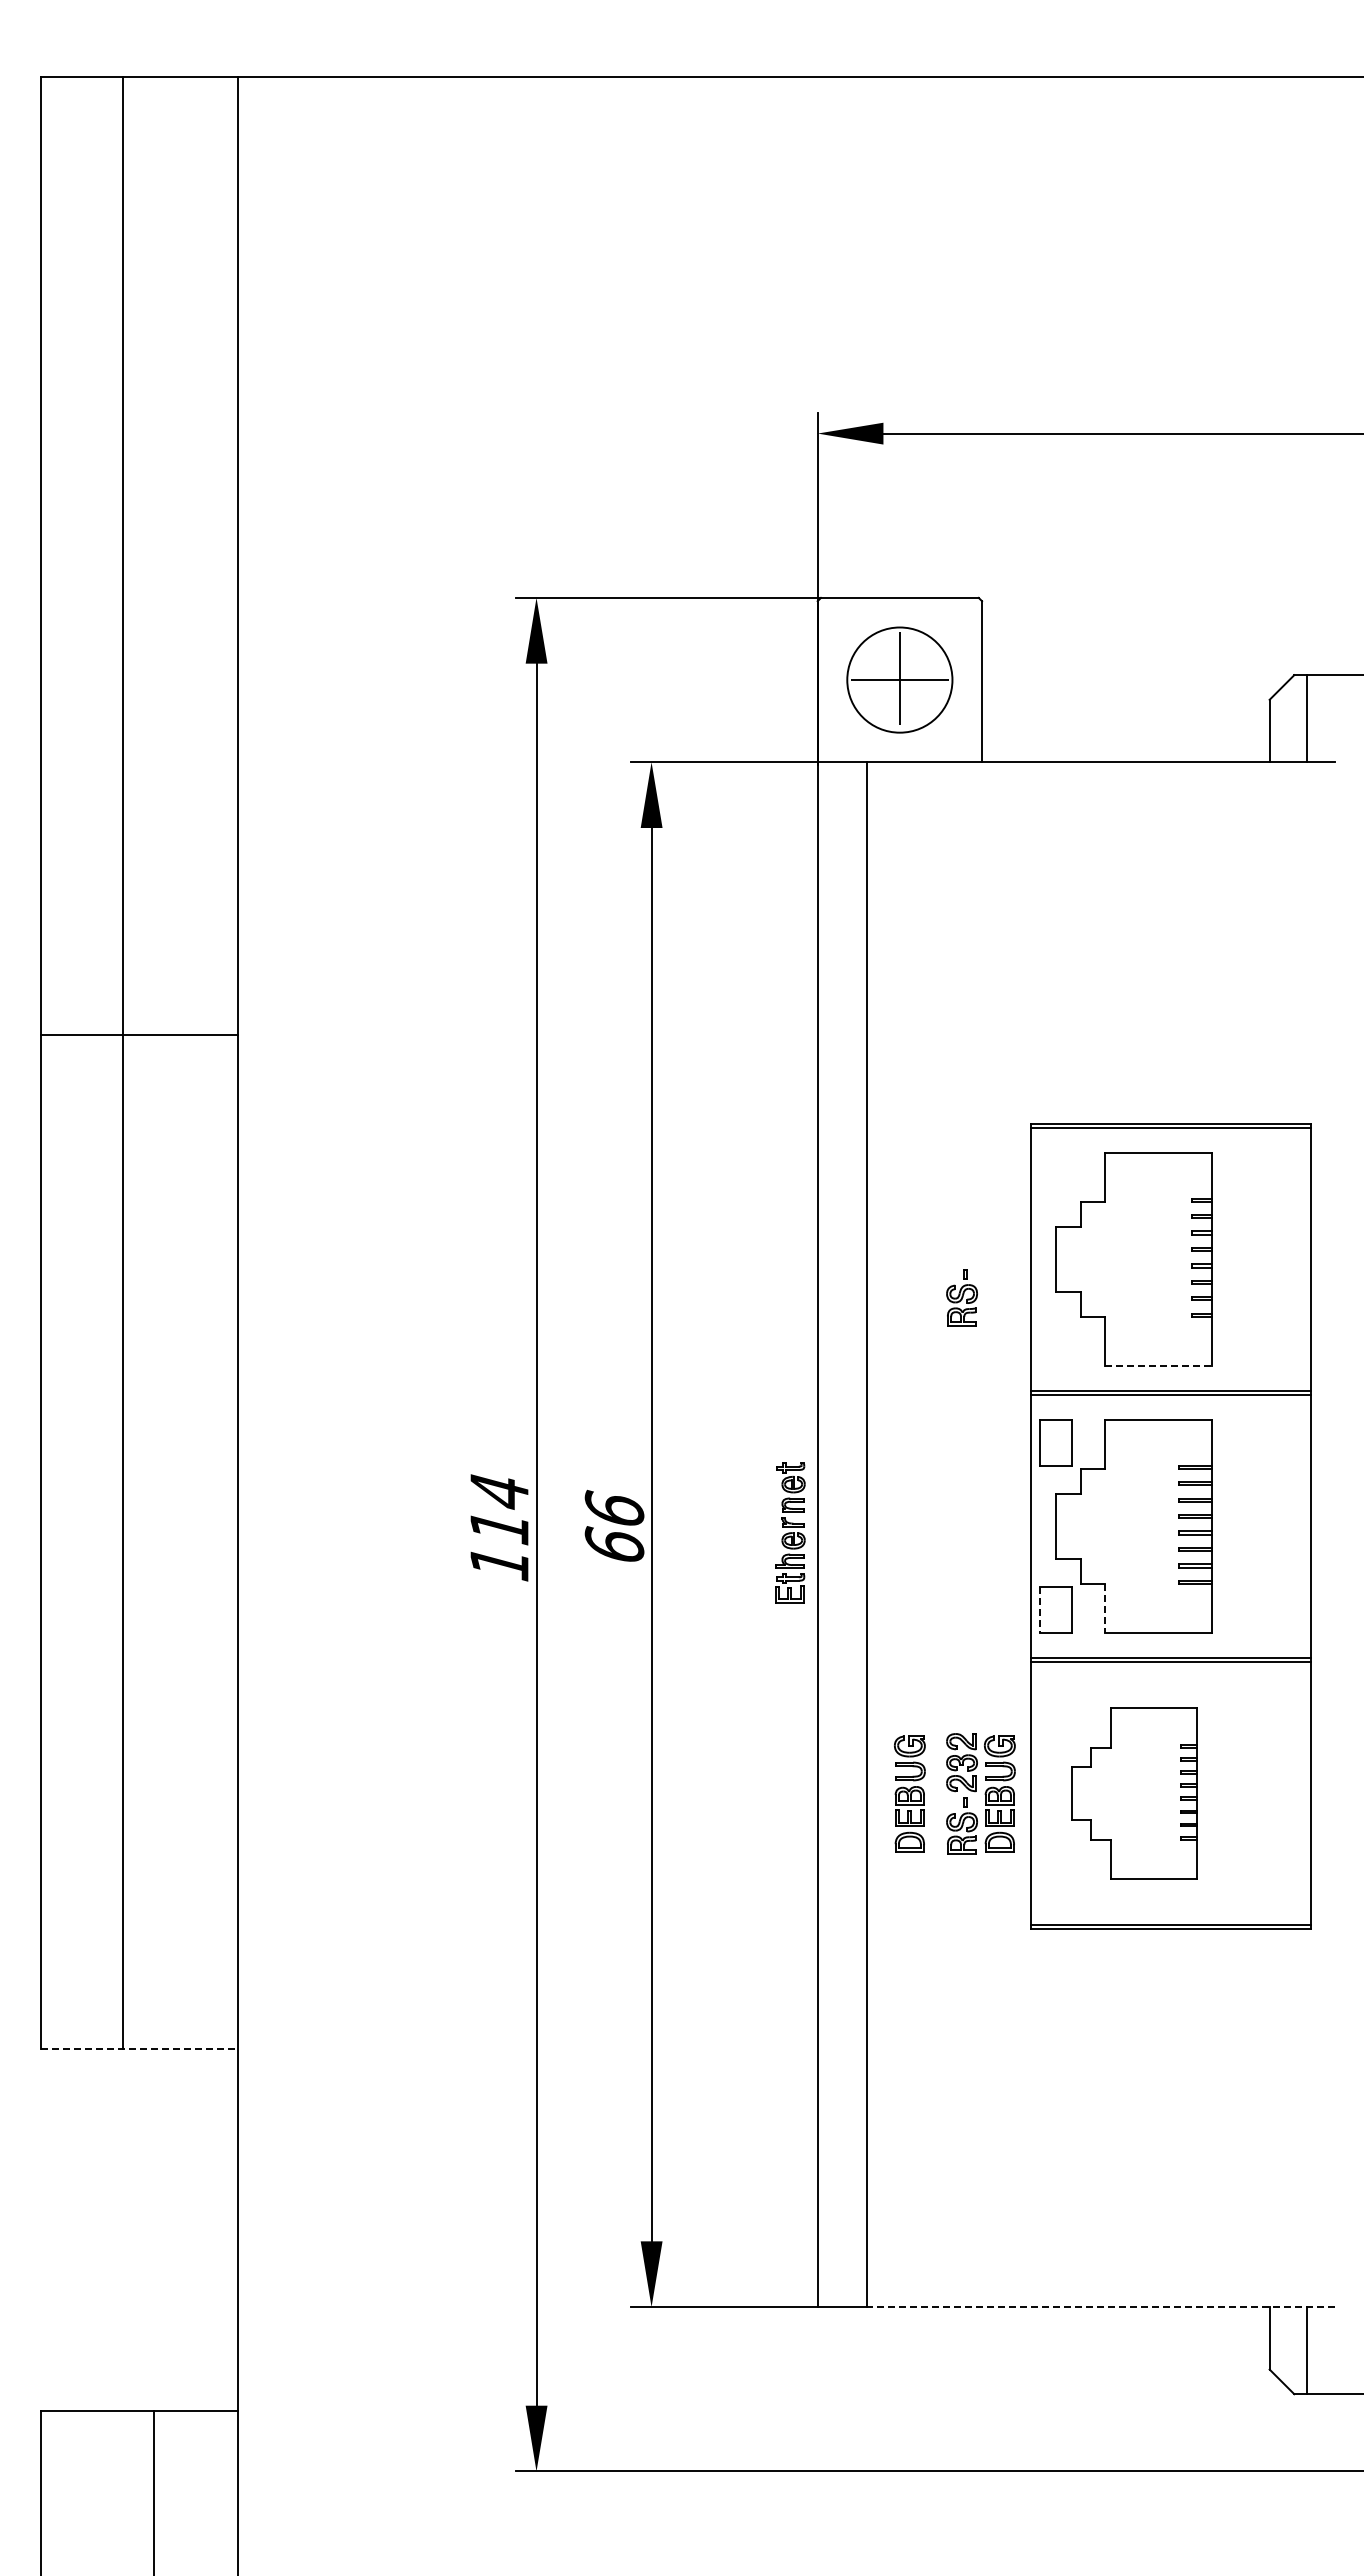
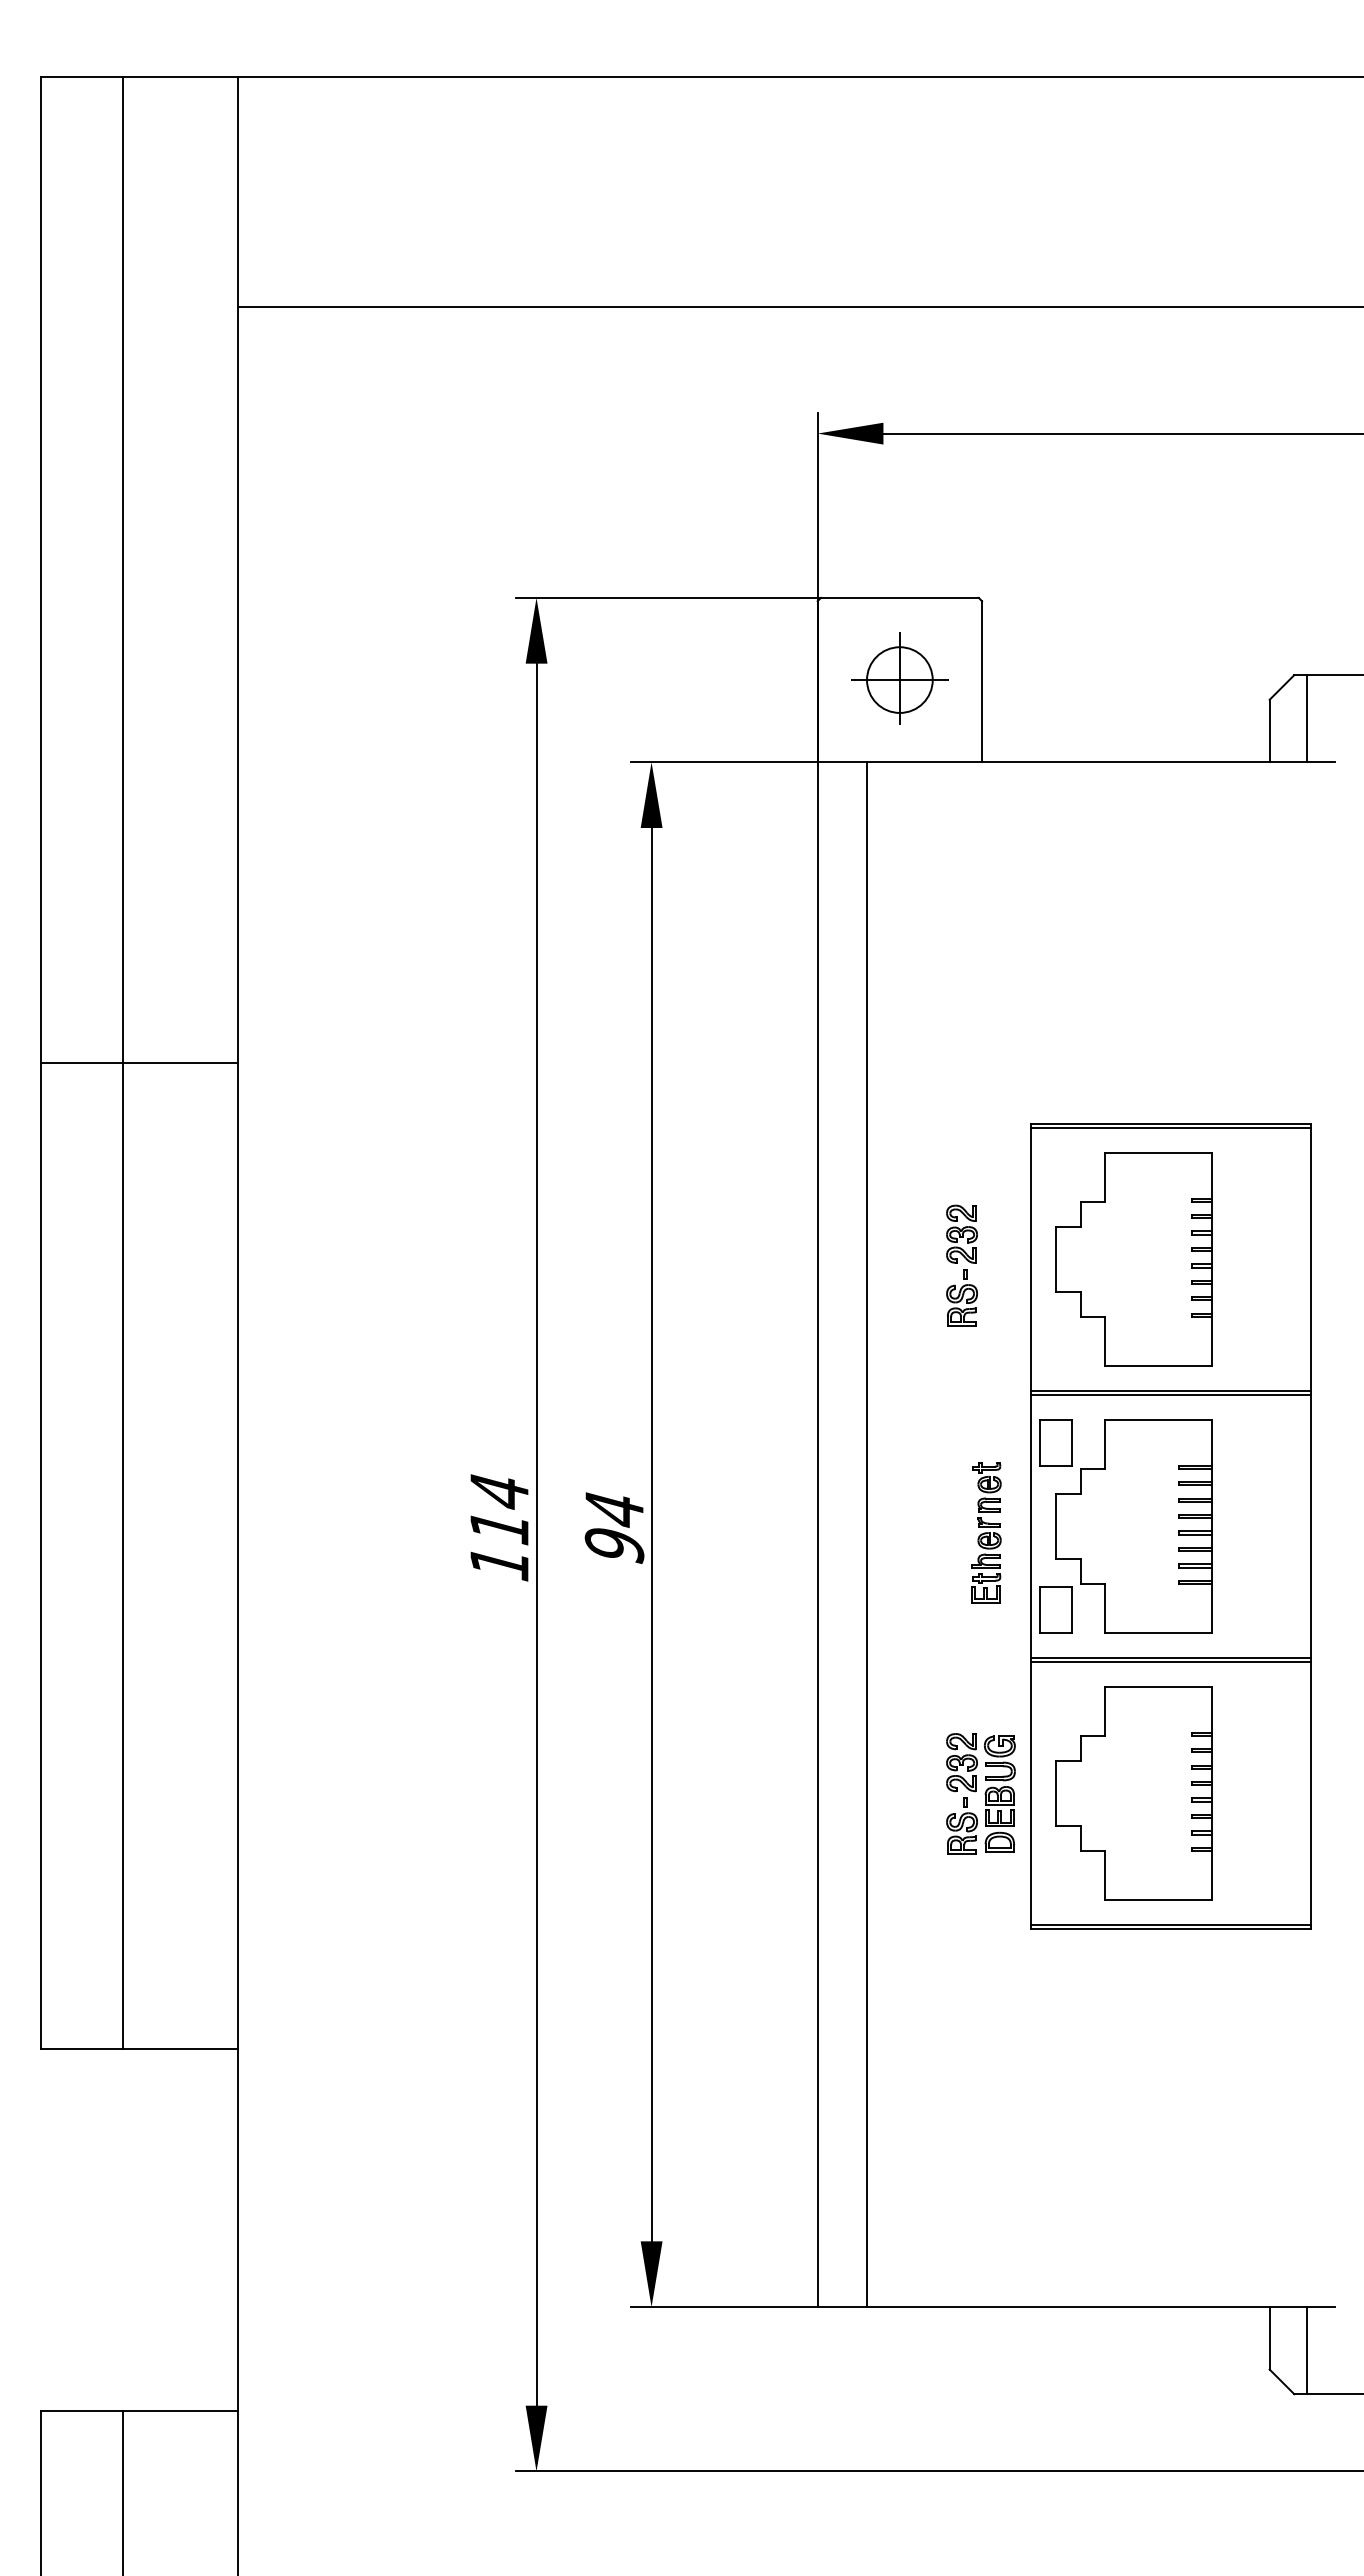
line: none -> present (799, 307)
circle diameter: 105 px -> 66 px (899, 679)
line position: (139, 1035) -> (139, 1063) (139, 1063)
part: none -> present (961, 1233)
line: dashed -> solid (1159, 1366)
text: 66 -> 94 (614, 1526)
part position: (790, 1532) -> (986, 1532) (986, 1532)
line: dashed -> solid (1105, 1608)
line: dashed -> solid (1039, 1610)
part: present -> none (909, 1793)
part size: 127x173 px -> 158x215 px (1133, 1793)
line: dashed -> solid (139, 2049)
line: dashed -> solid (1100, 2307)
line position: (154, 2491) -> (123, 2491) (123, 2491)
